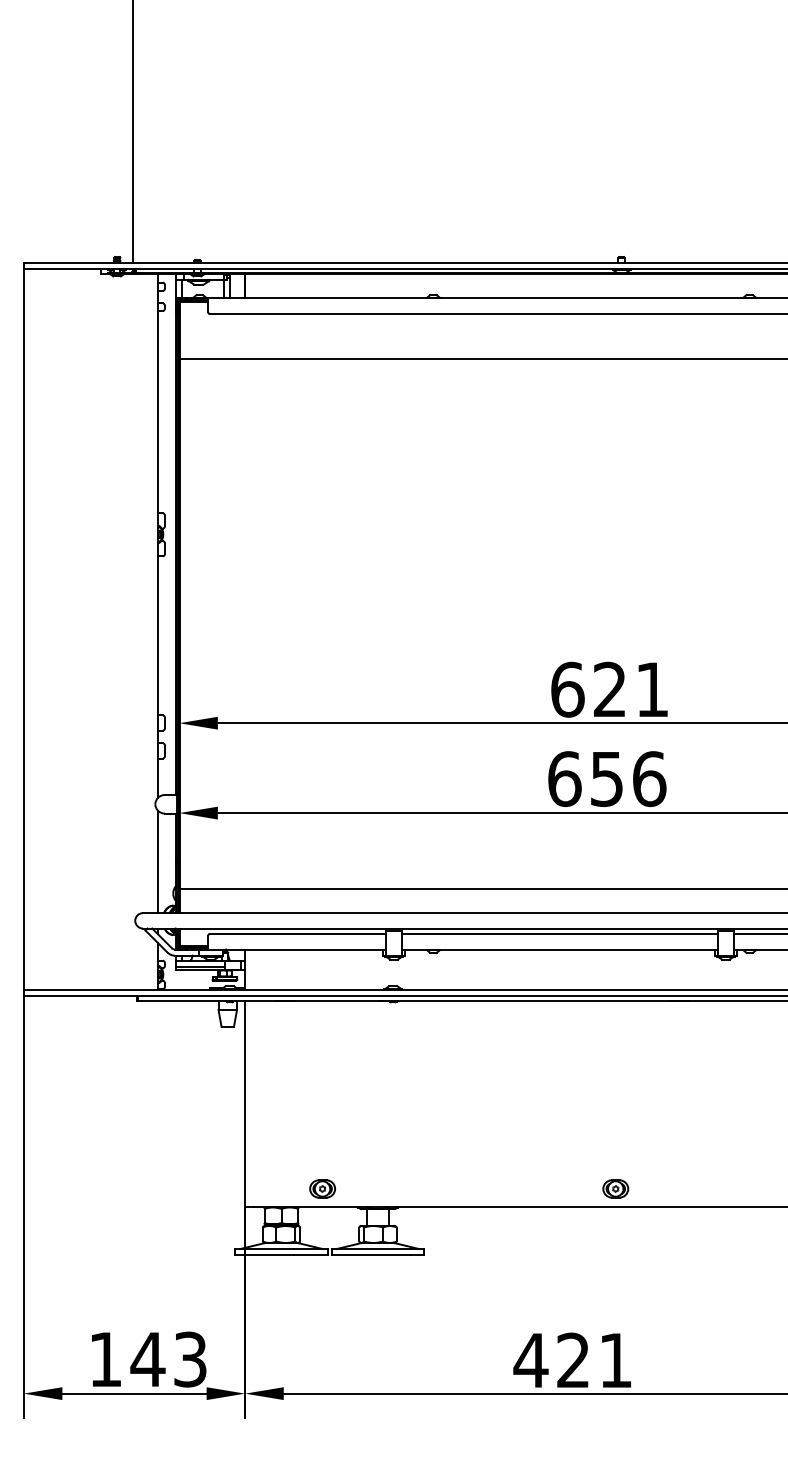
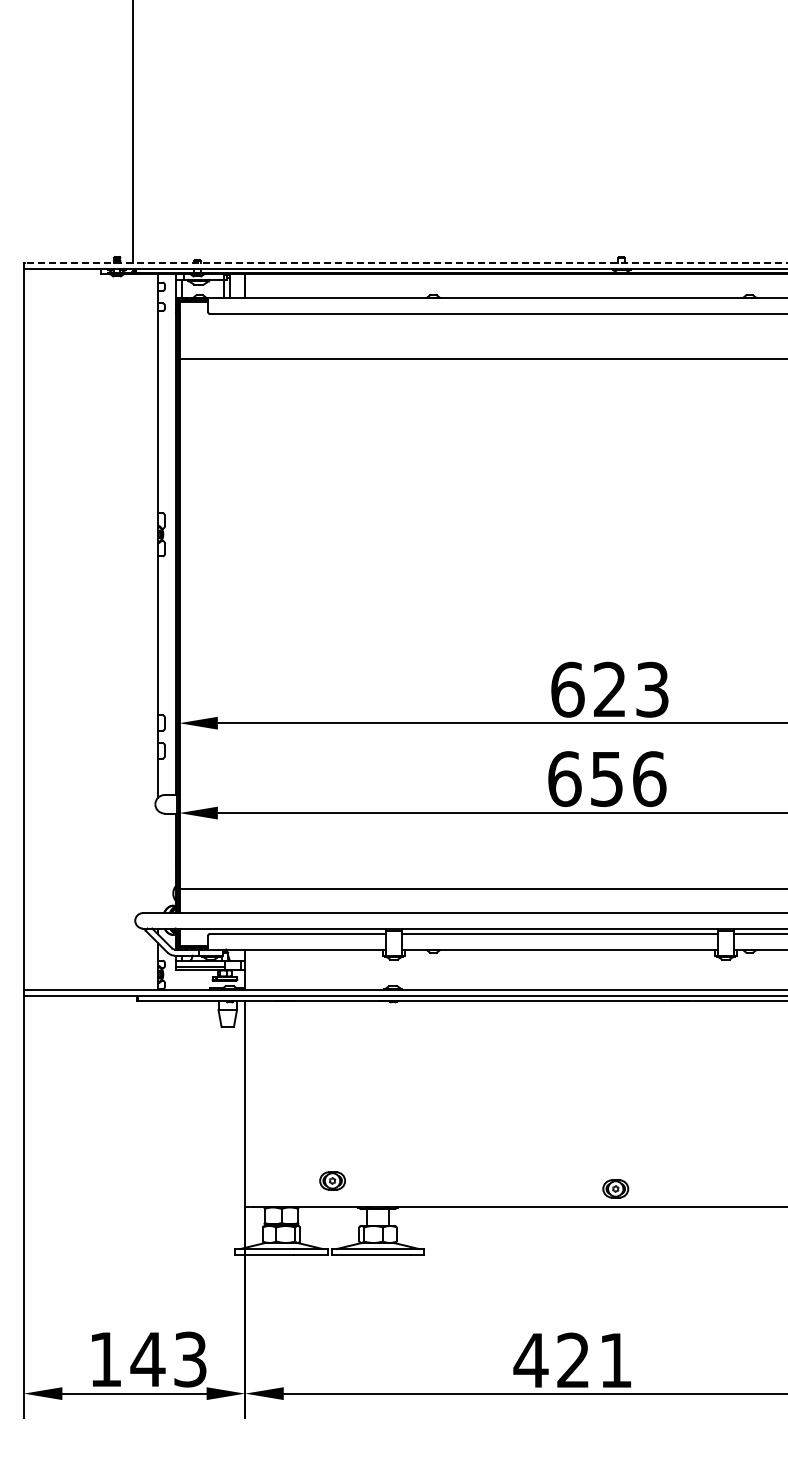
line: solid -> dashed (406, 263)
text: 621 -> 623 (652, 689)
line: present -> none (158, 861)
part position: (322, 1188) -> (332, 1180) (332, 1180)
